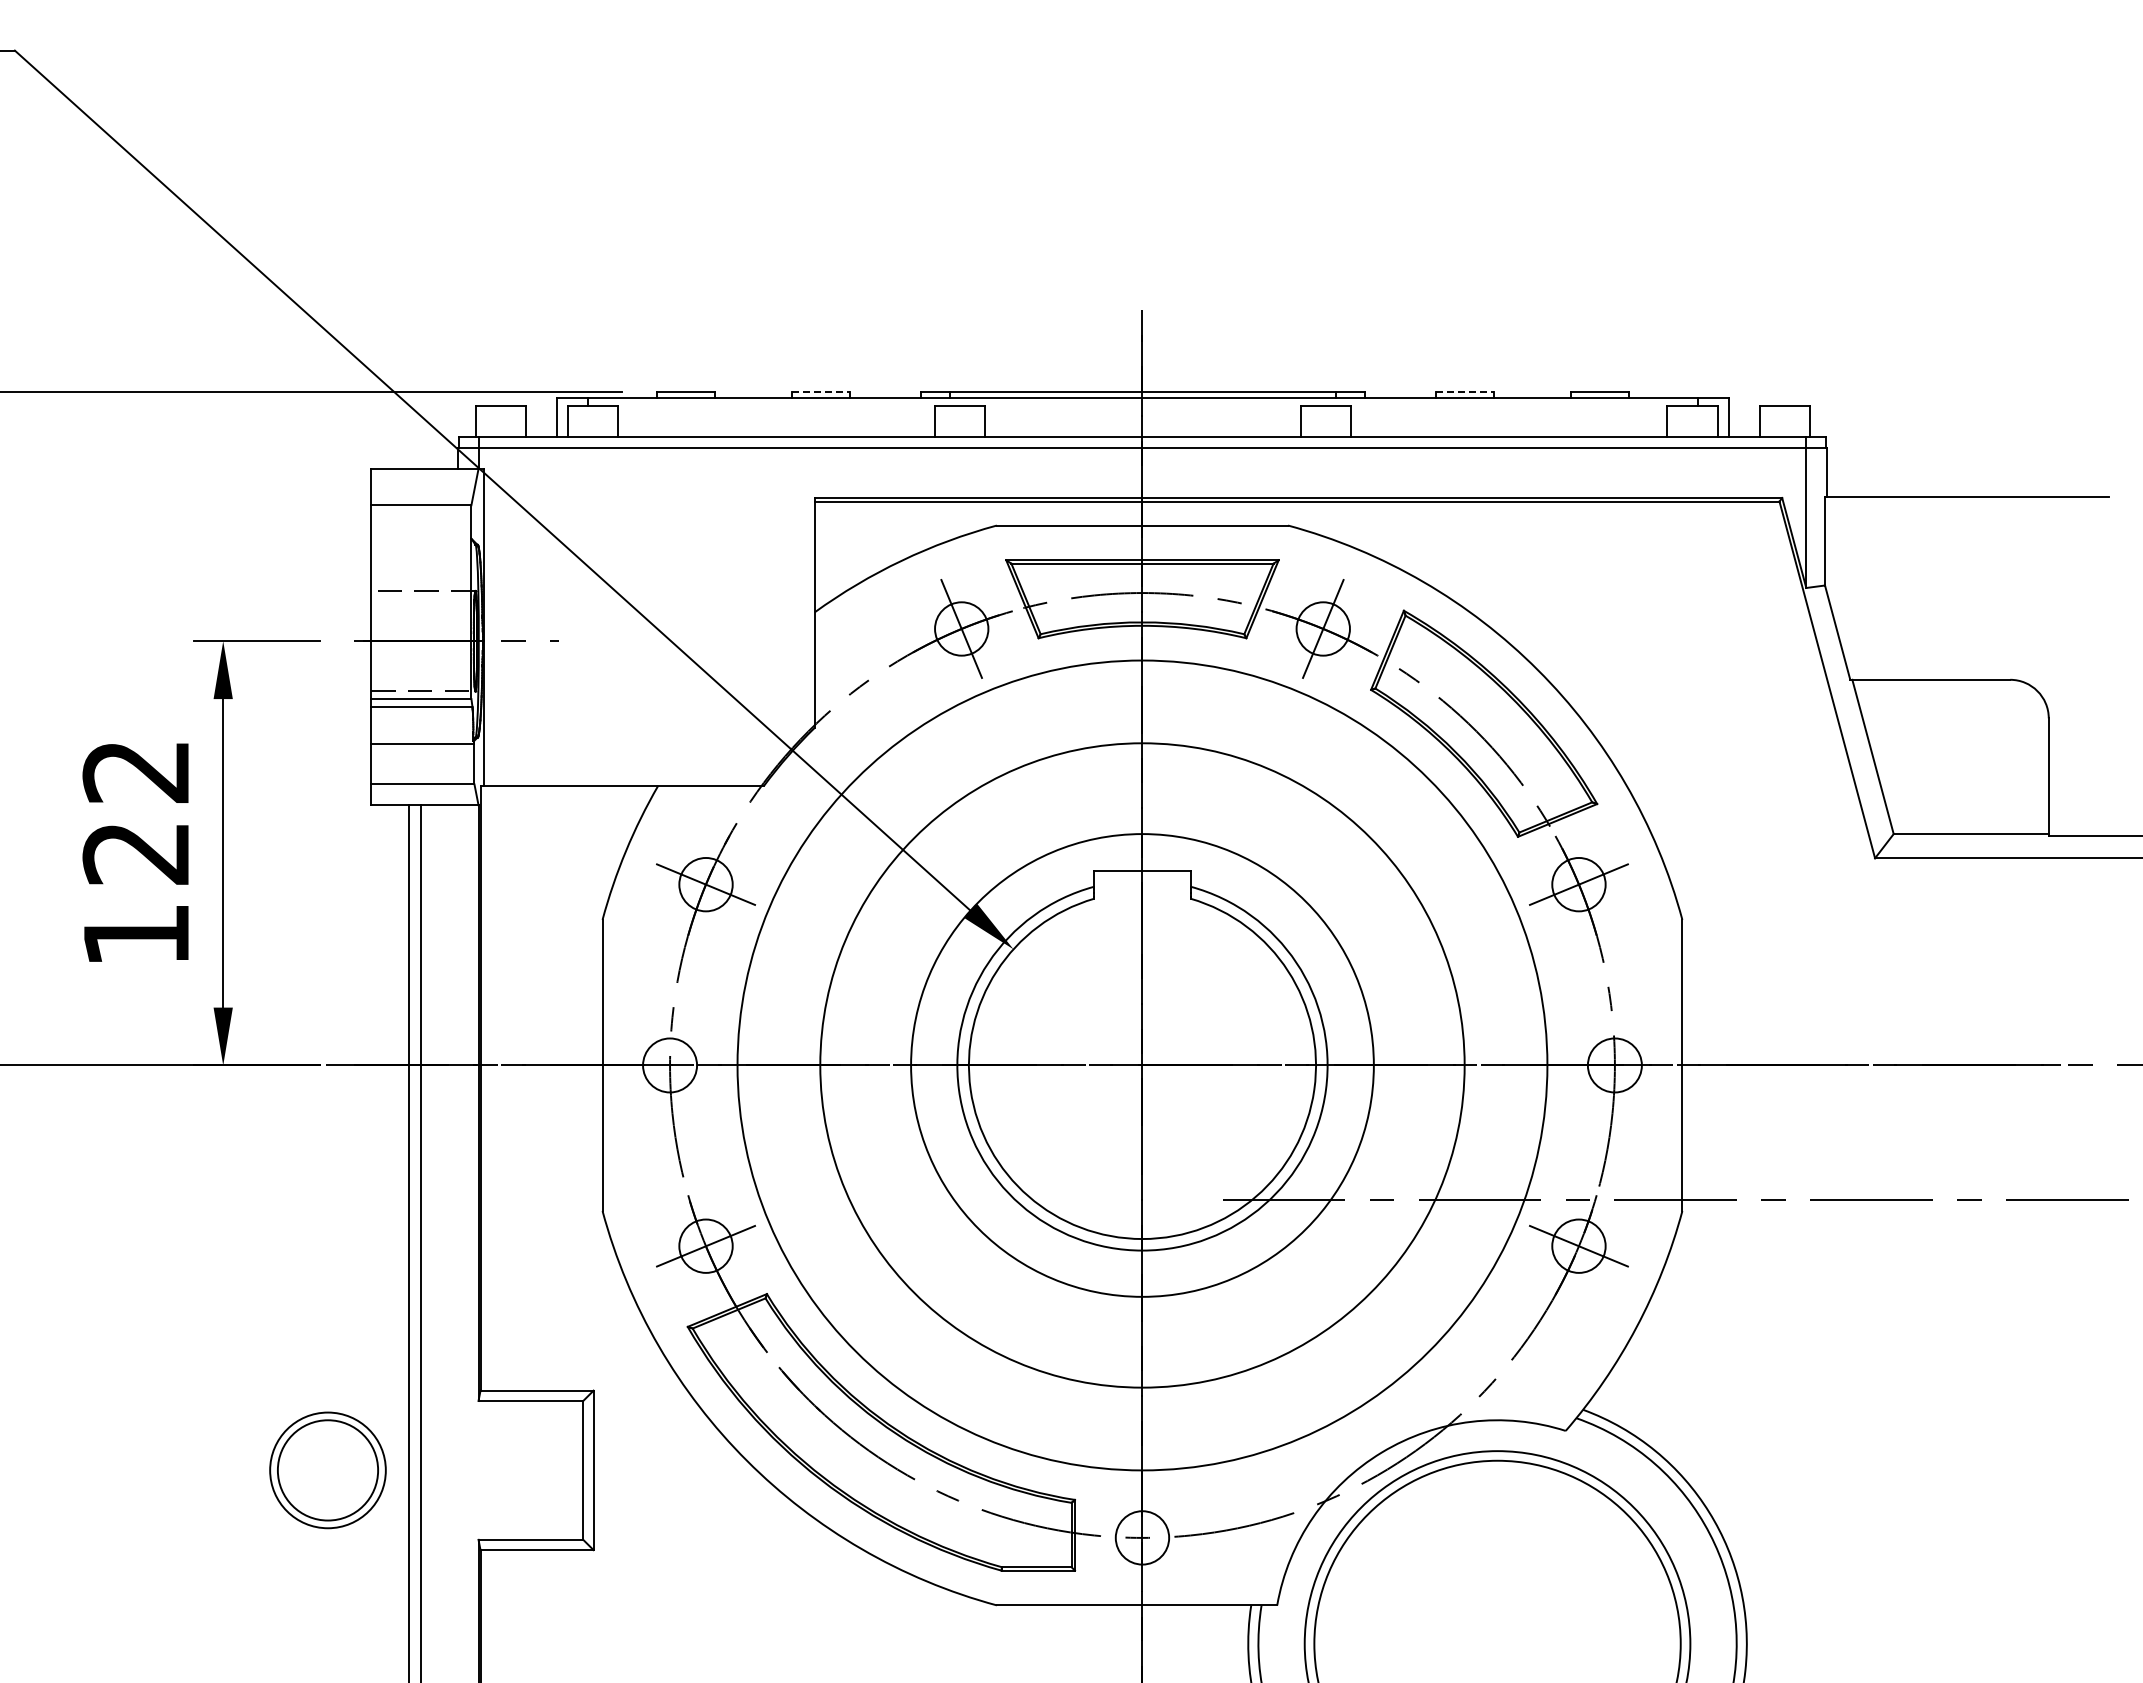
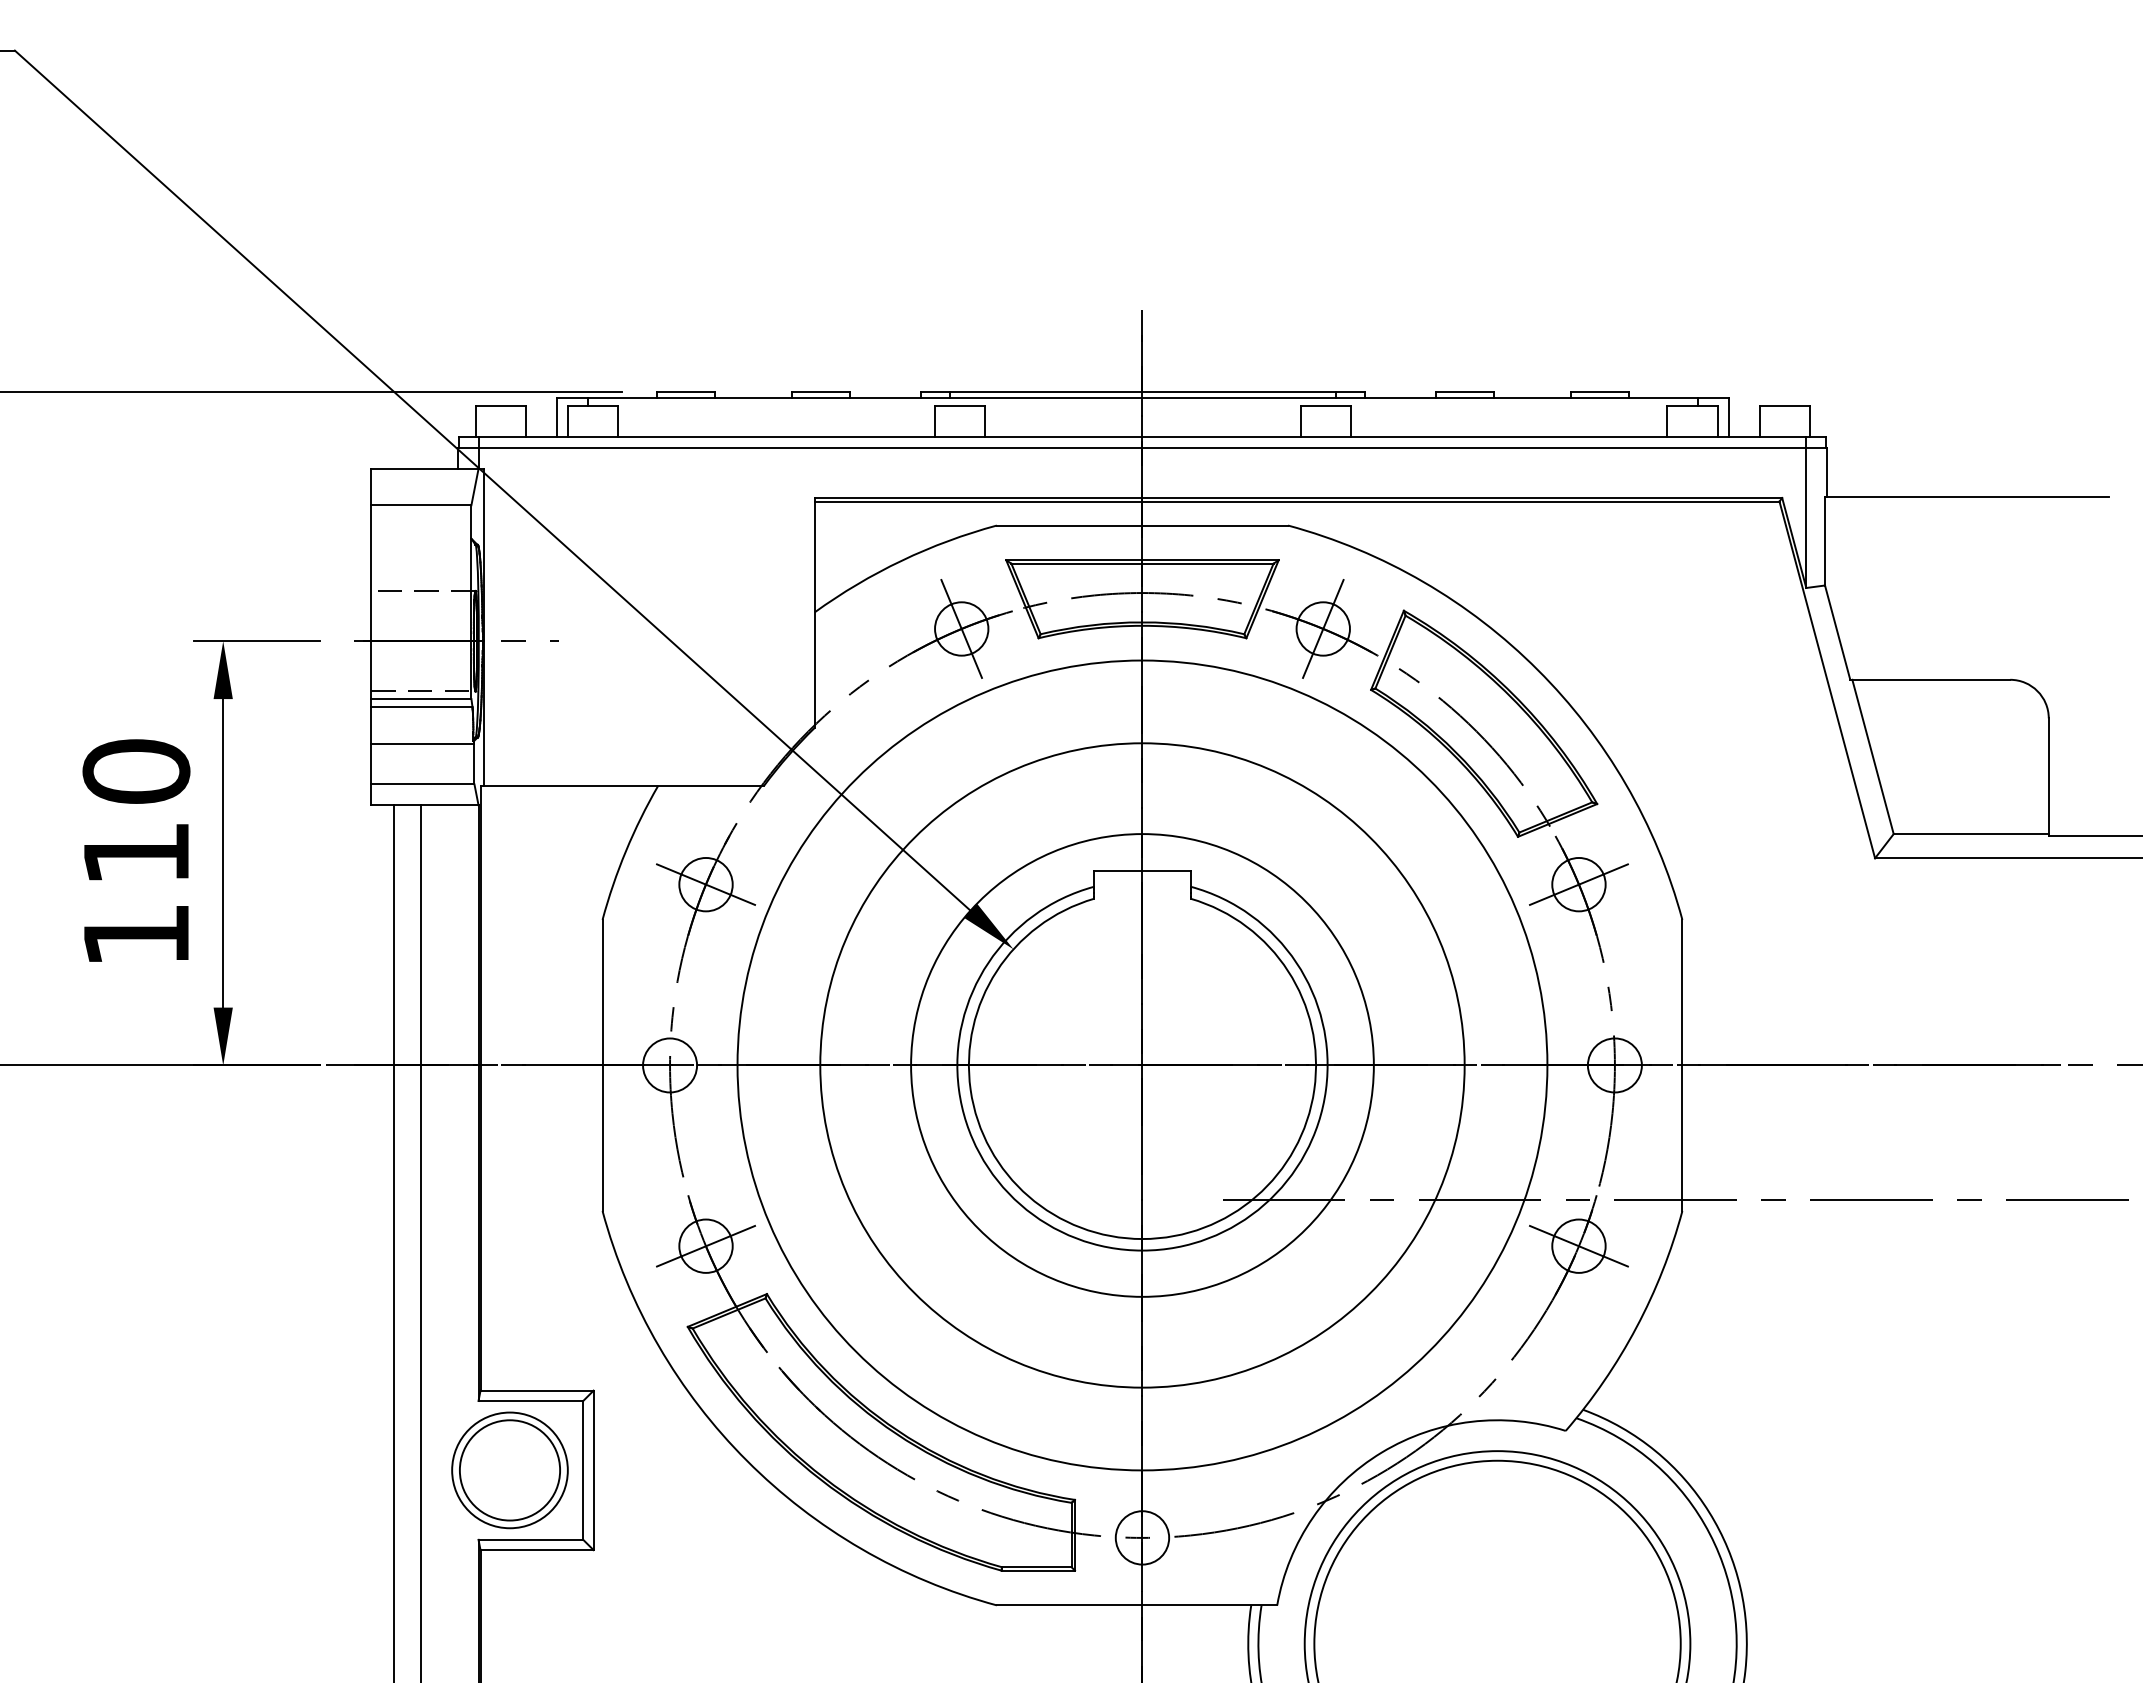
line: dashed -> solid (820, 392)
line: dashed -> solid (1464, 392)
text: 122 -> 110 (136, 811)
line position: (409, 1242) -> (394, 1242) (394, 1242)
part position: (327, 1470) -> (509, 1470) (509, 1470)
